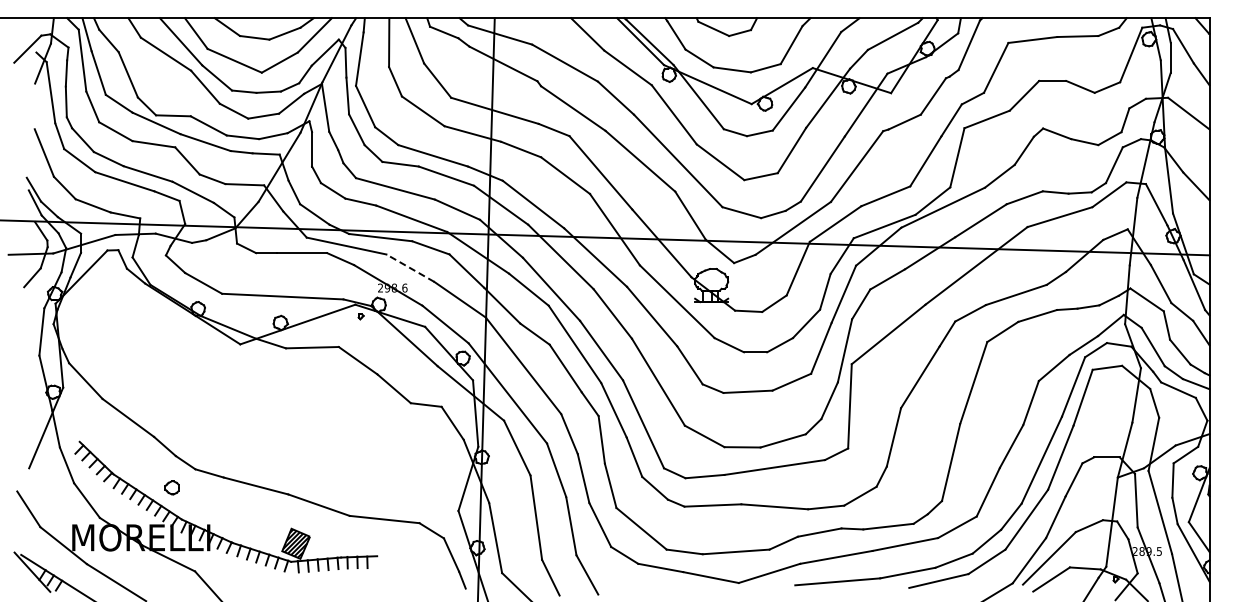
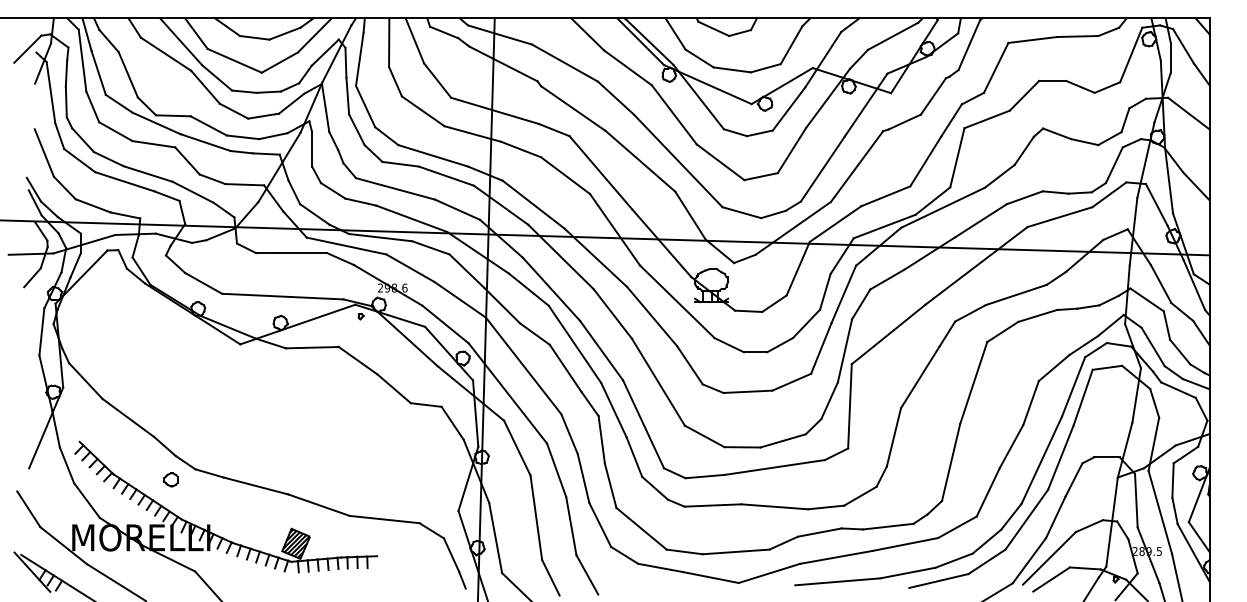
line: dashed -> solid (410, 268)
part position: (171, 487) -> (170, 479) (170, 479)
